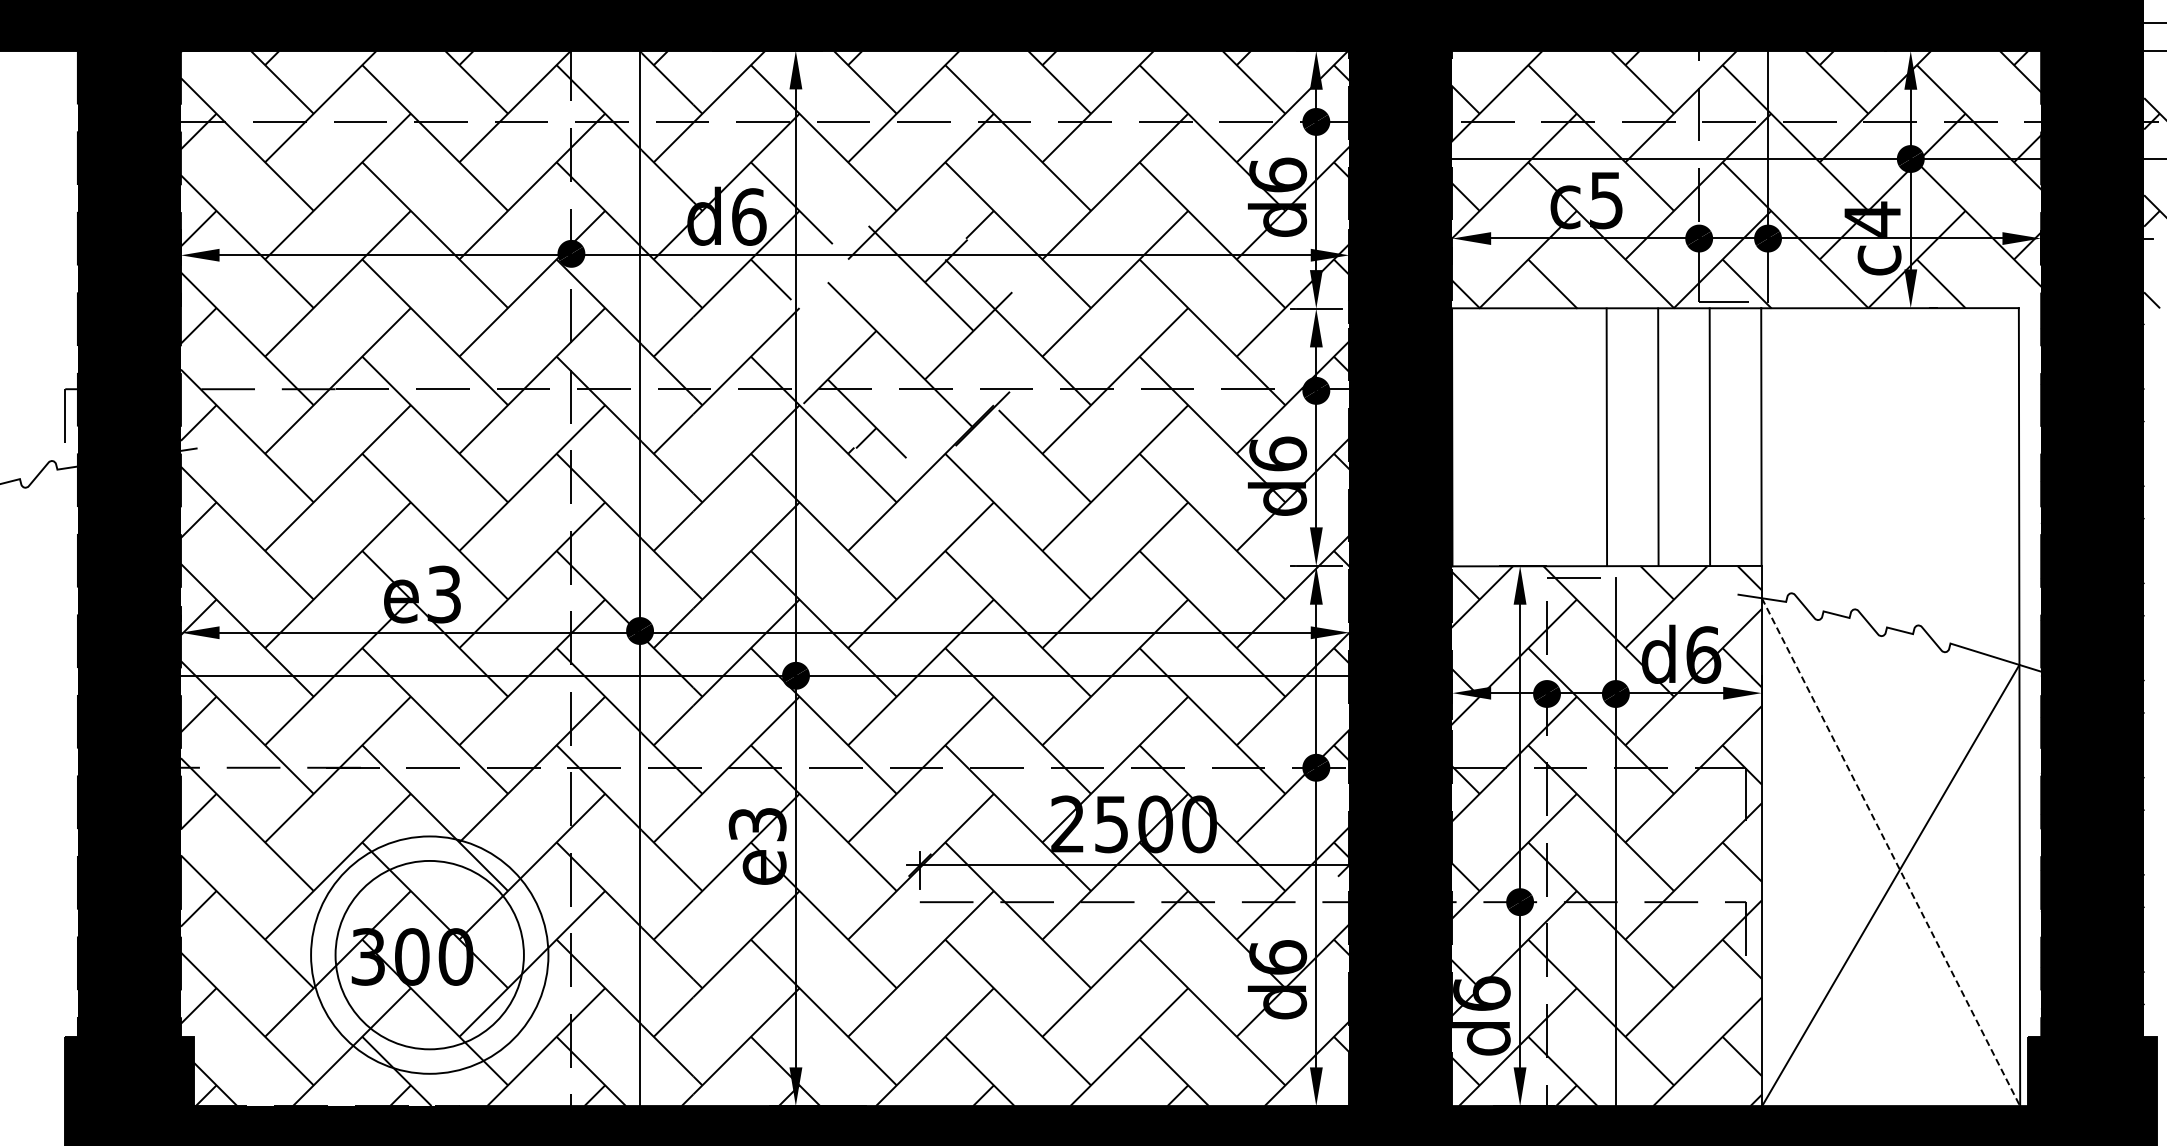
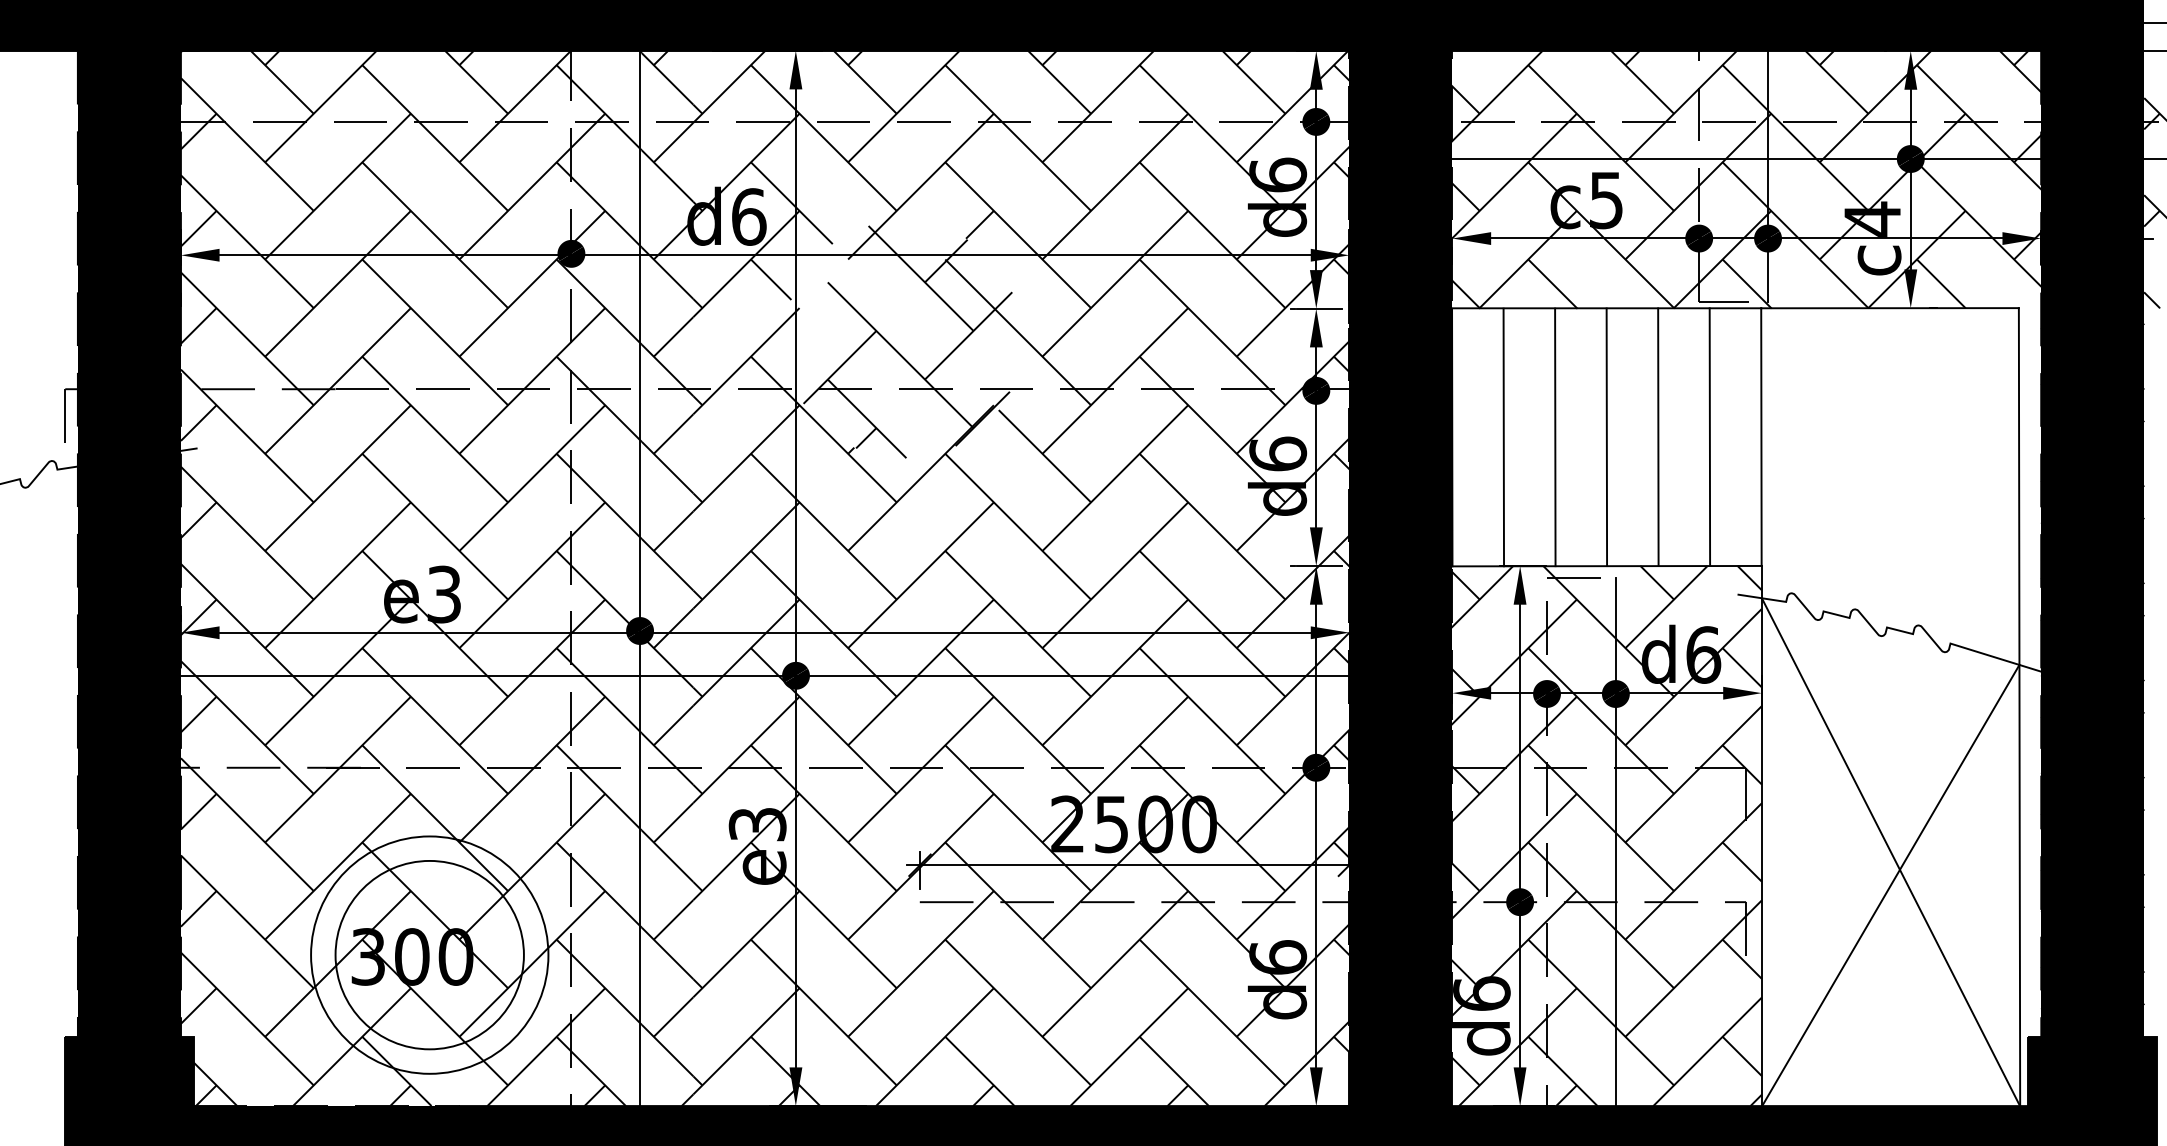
line: none -> present (1503, 437)
line: none -> present (1555, 437)
line: dashed -> solid (1891, 852)
